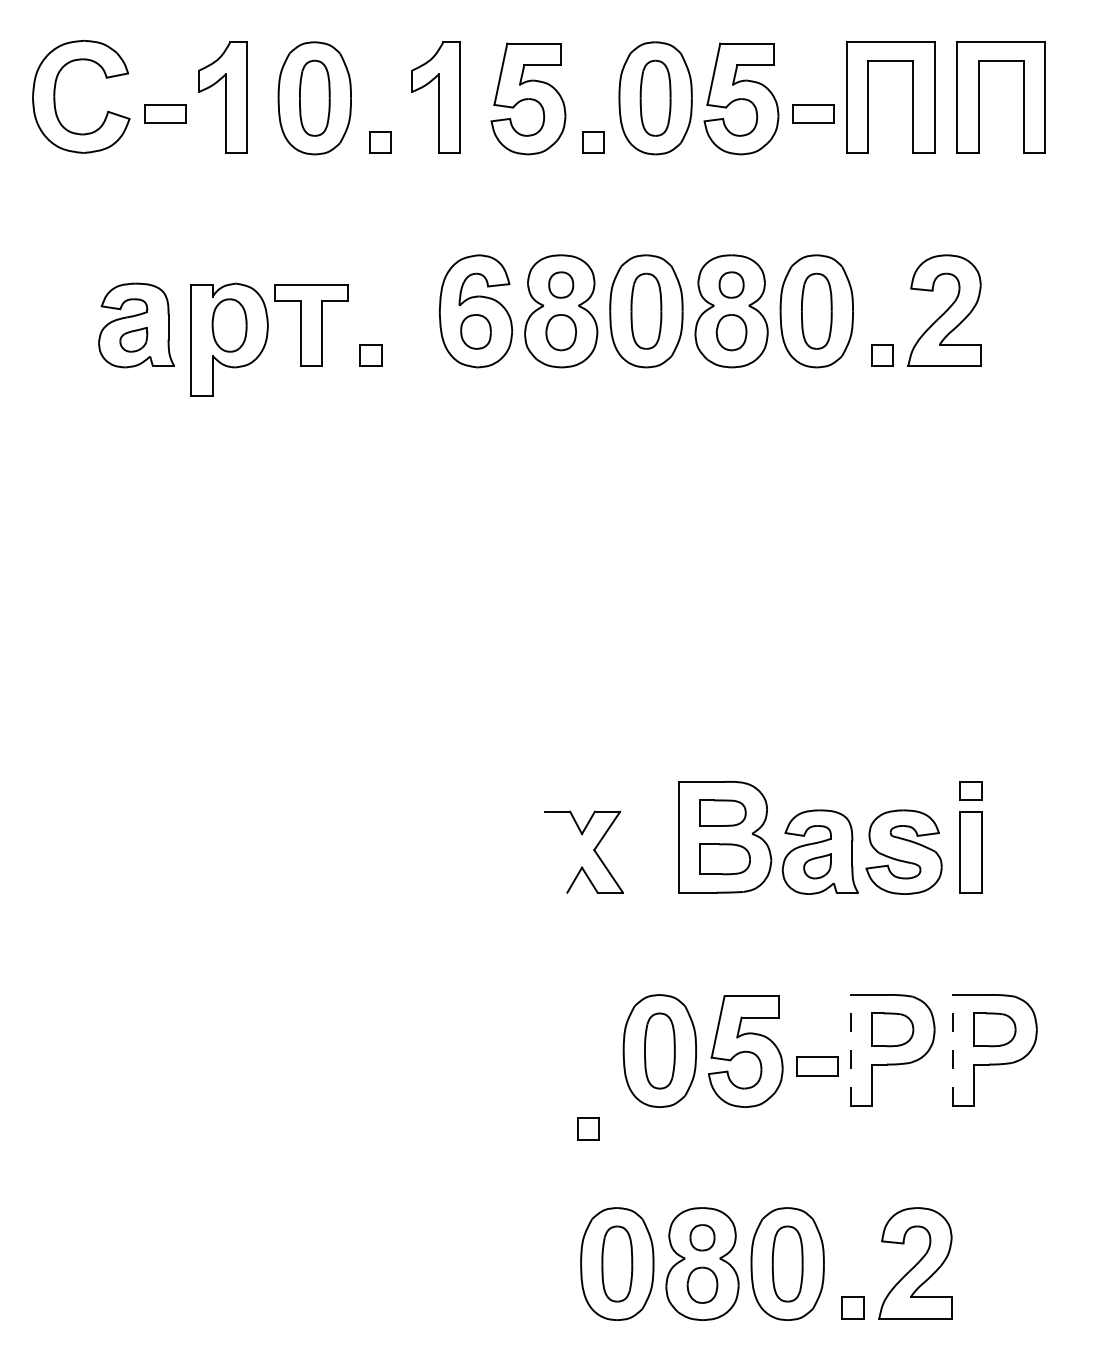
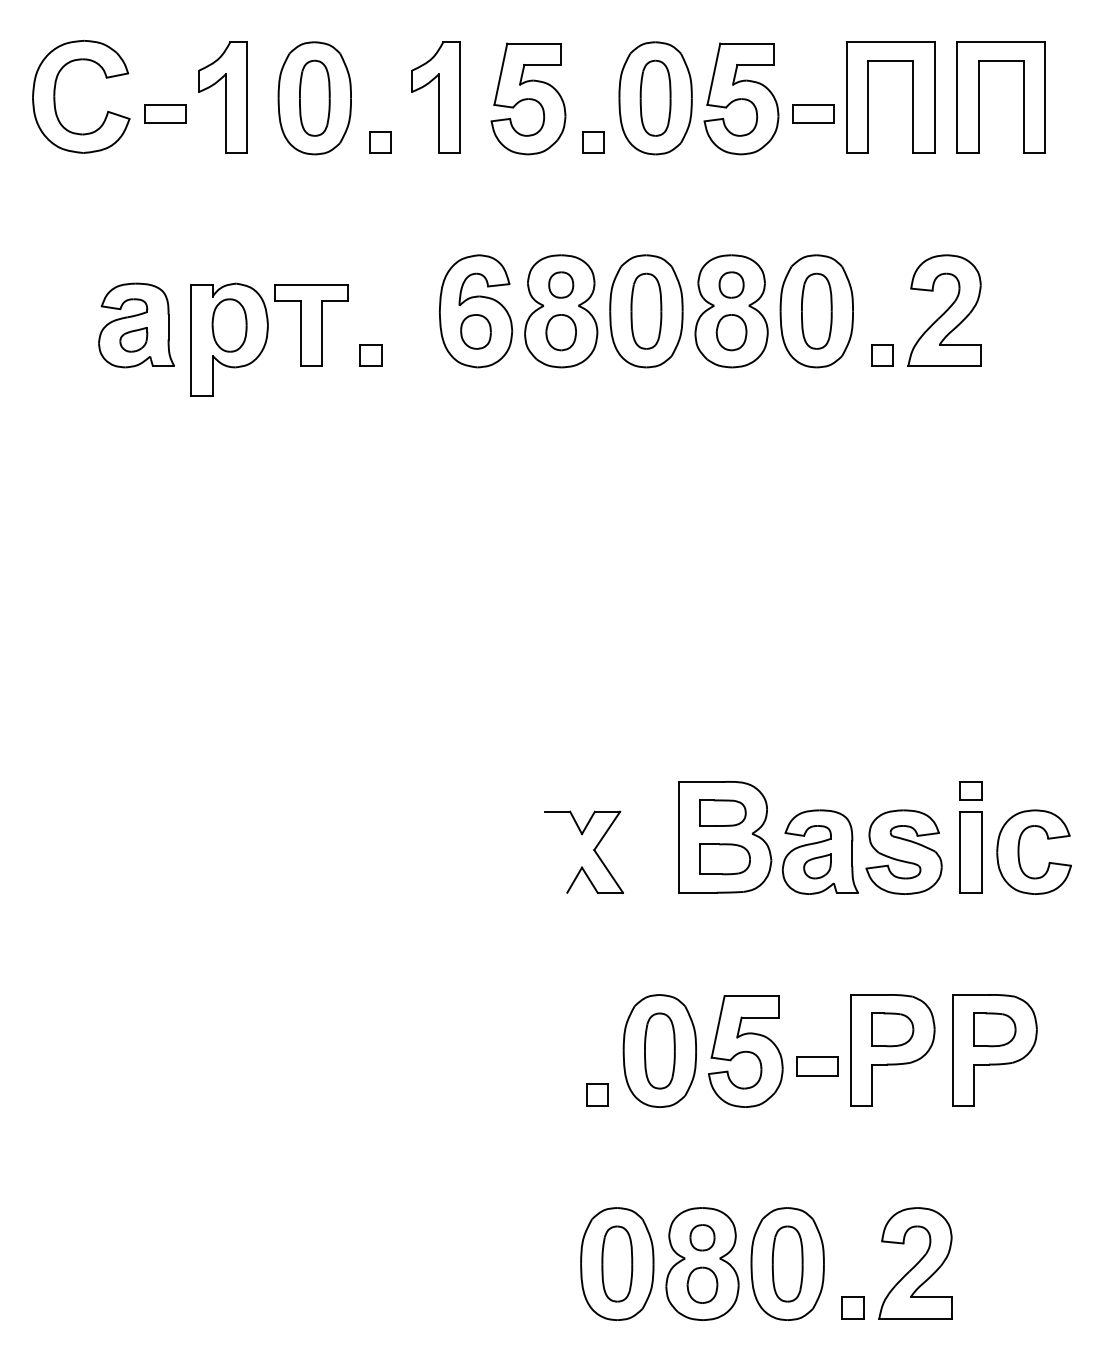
part: none -> present (1019, 851)
line: dashed -> solid (850, 1049)
line: dashed -> solid (953, 1049)
part position: (588, 1128) -> (597, 1094) (597, 1094)
